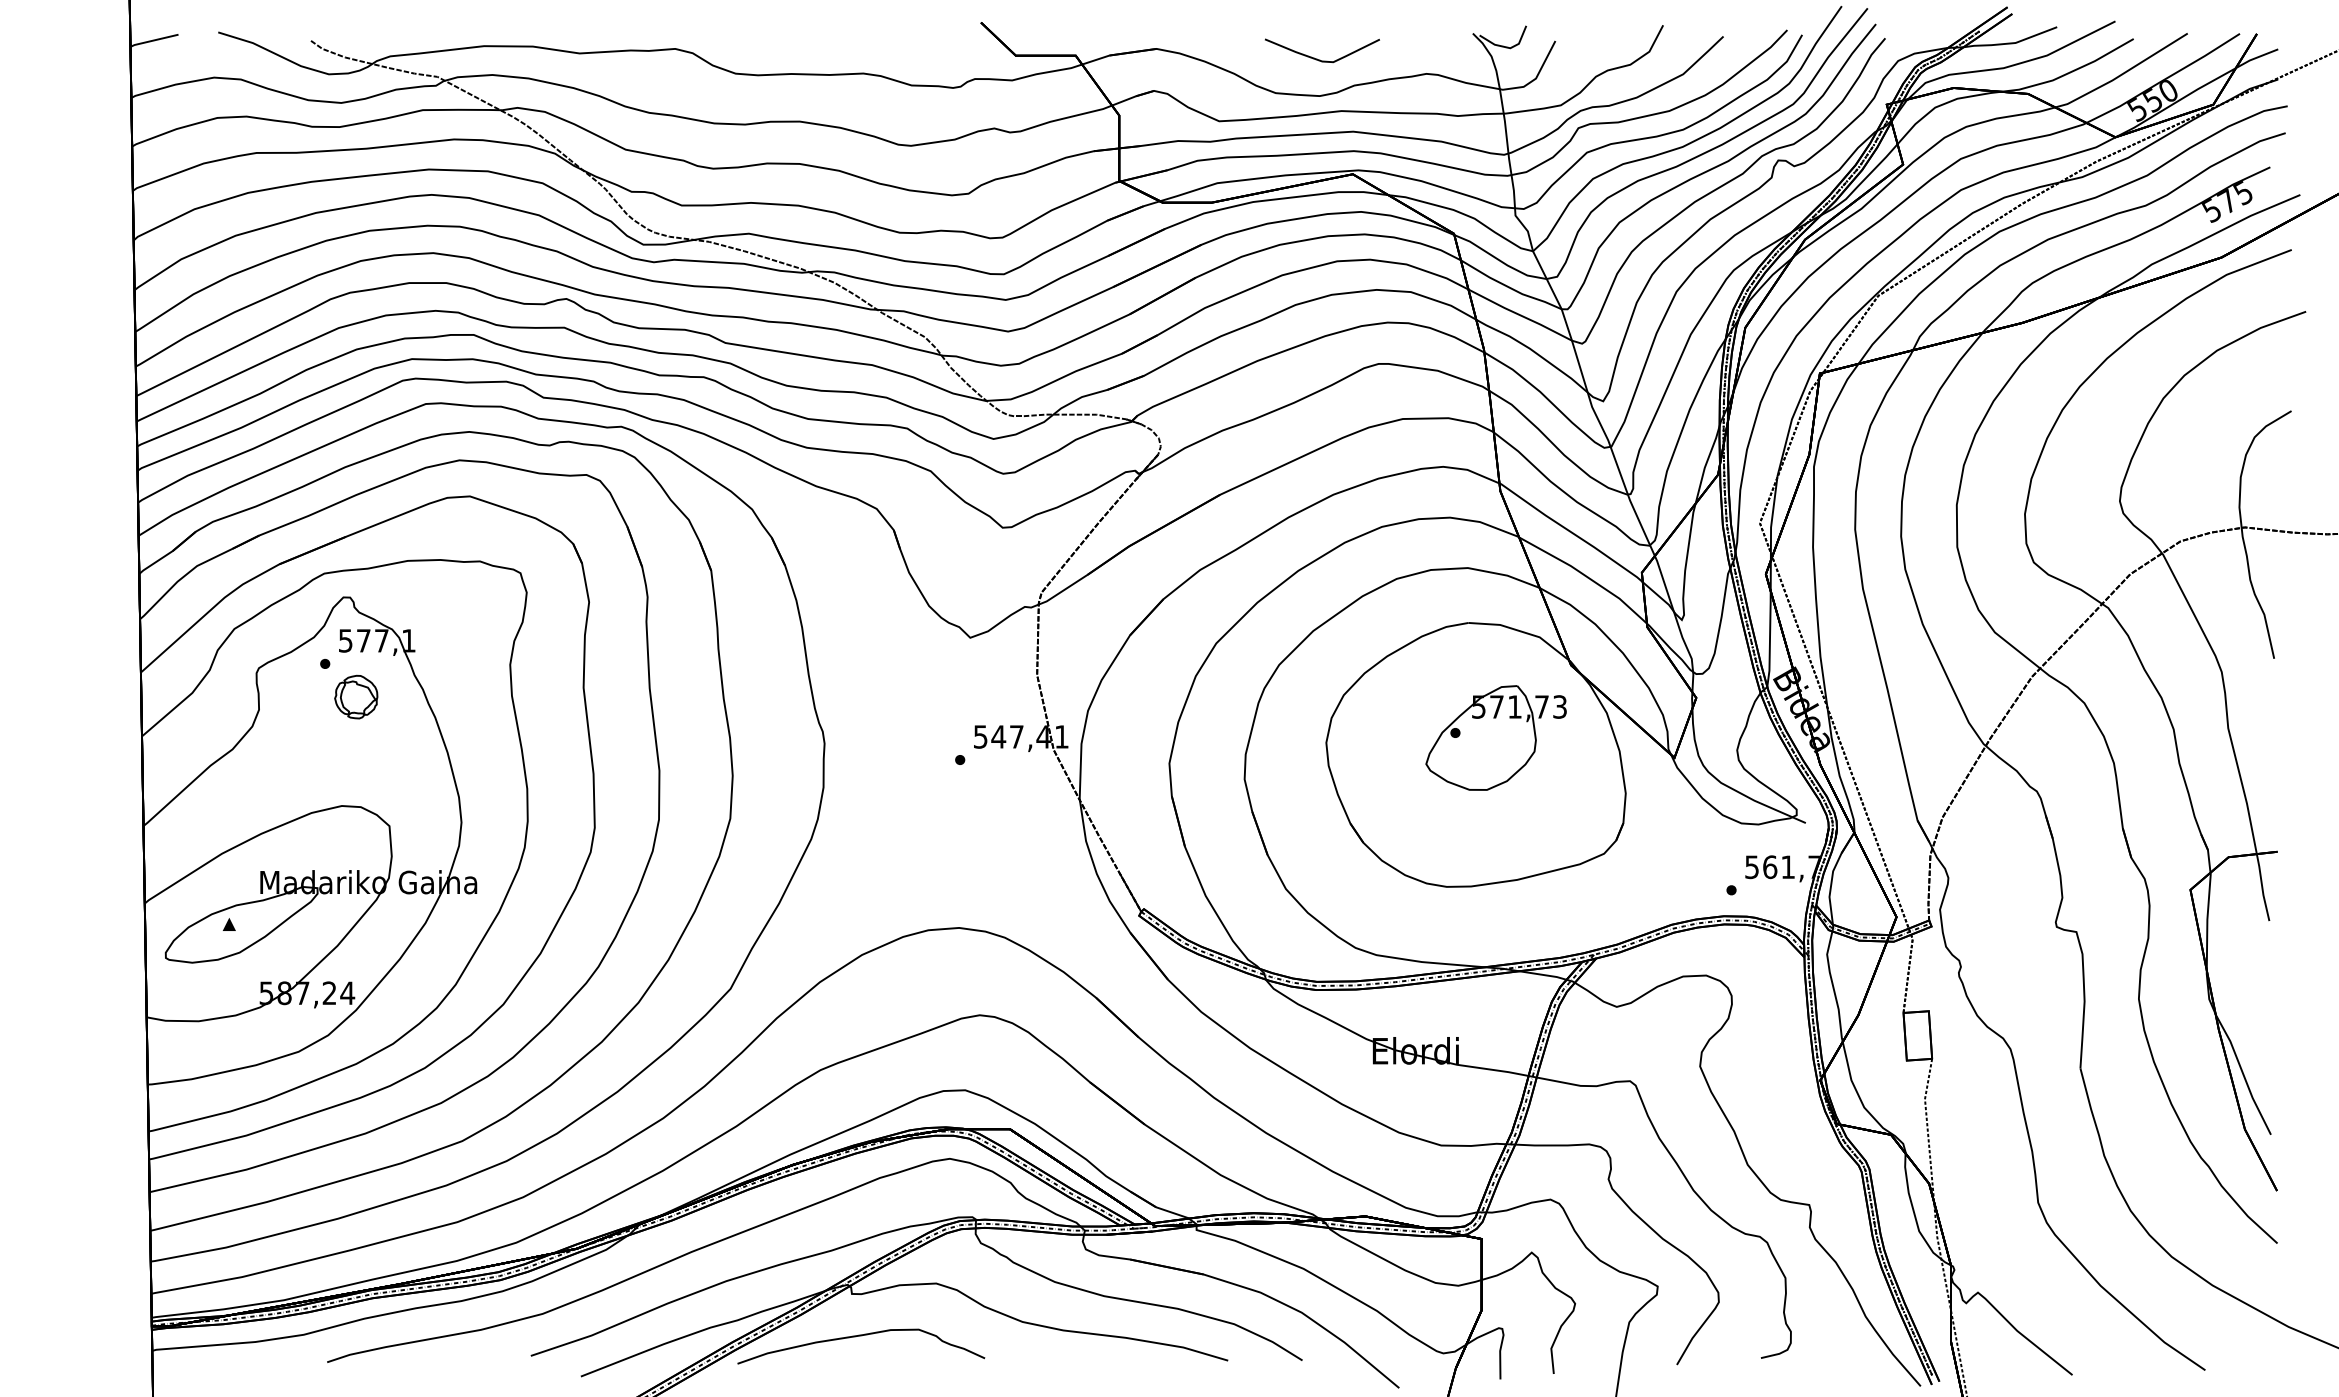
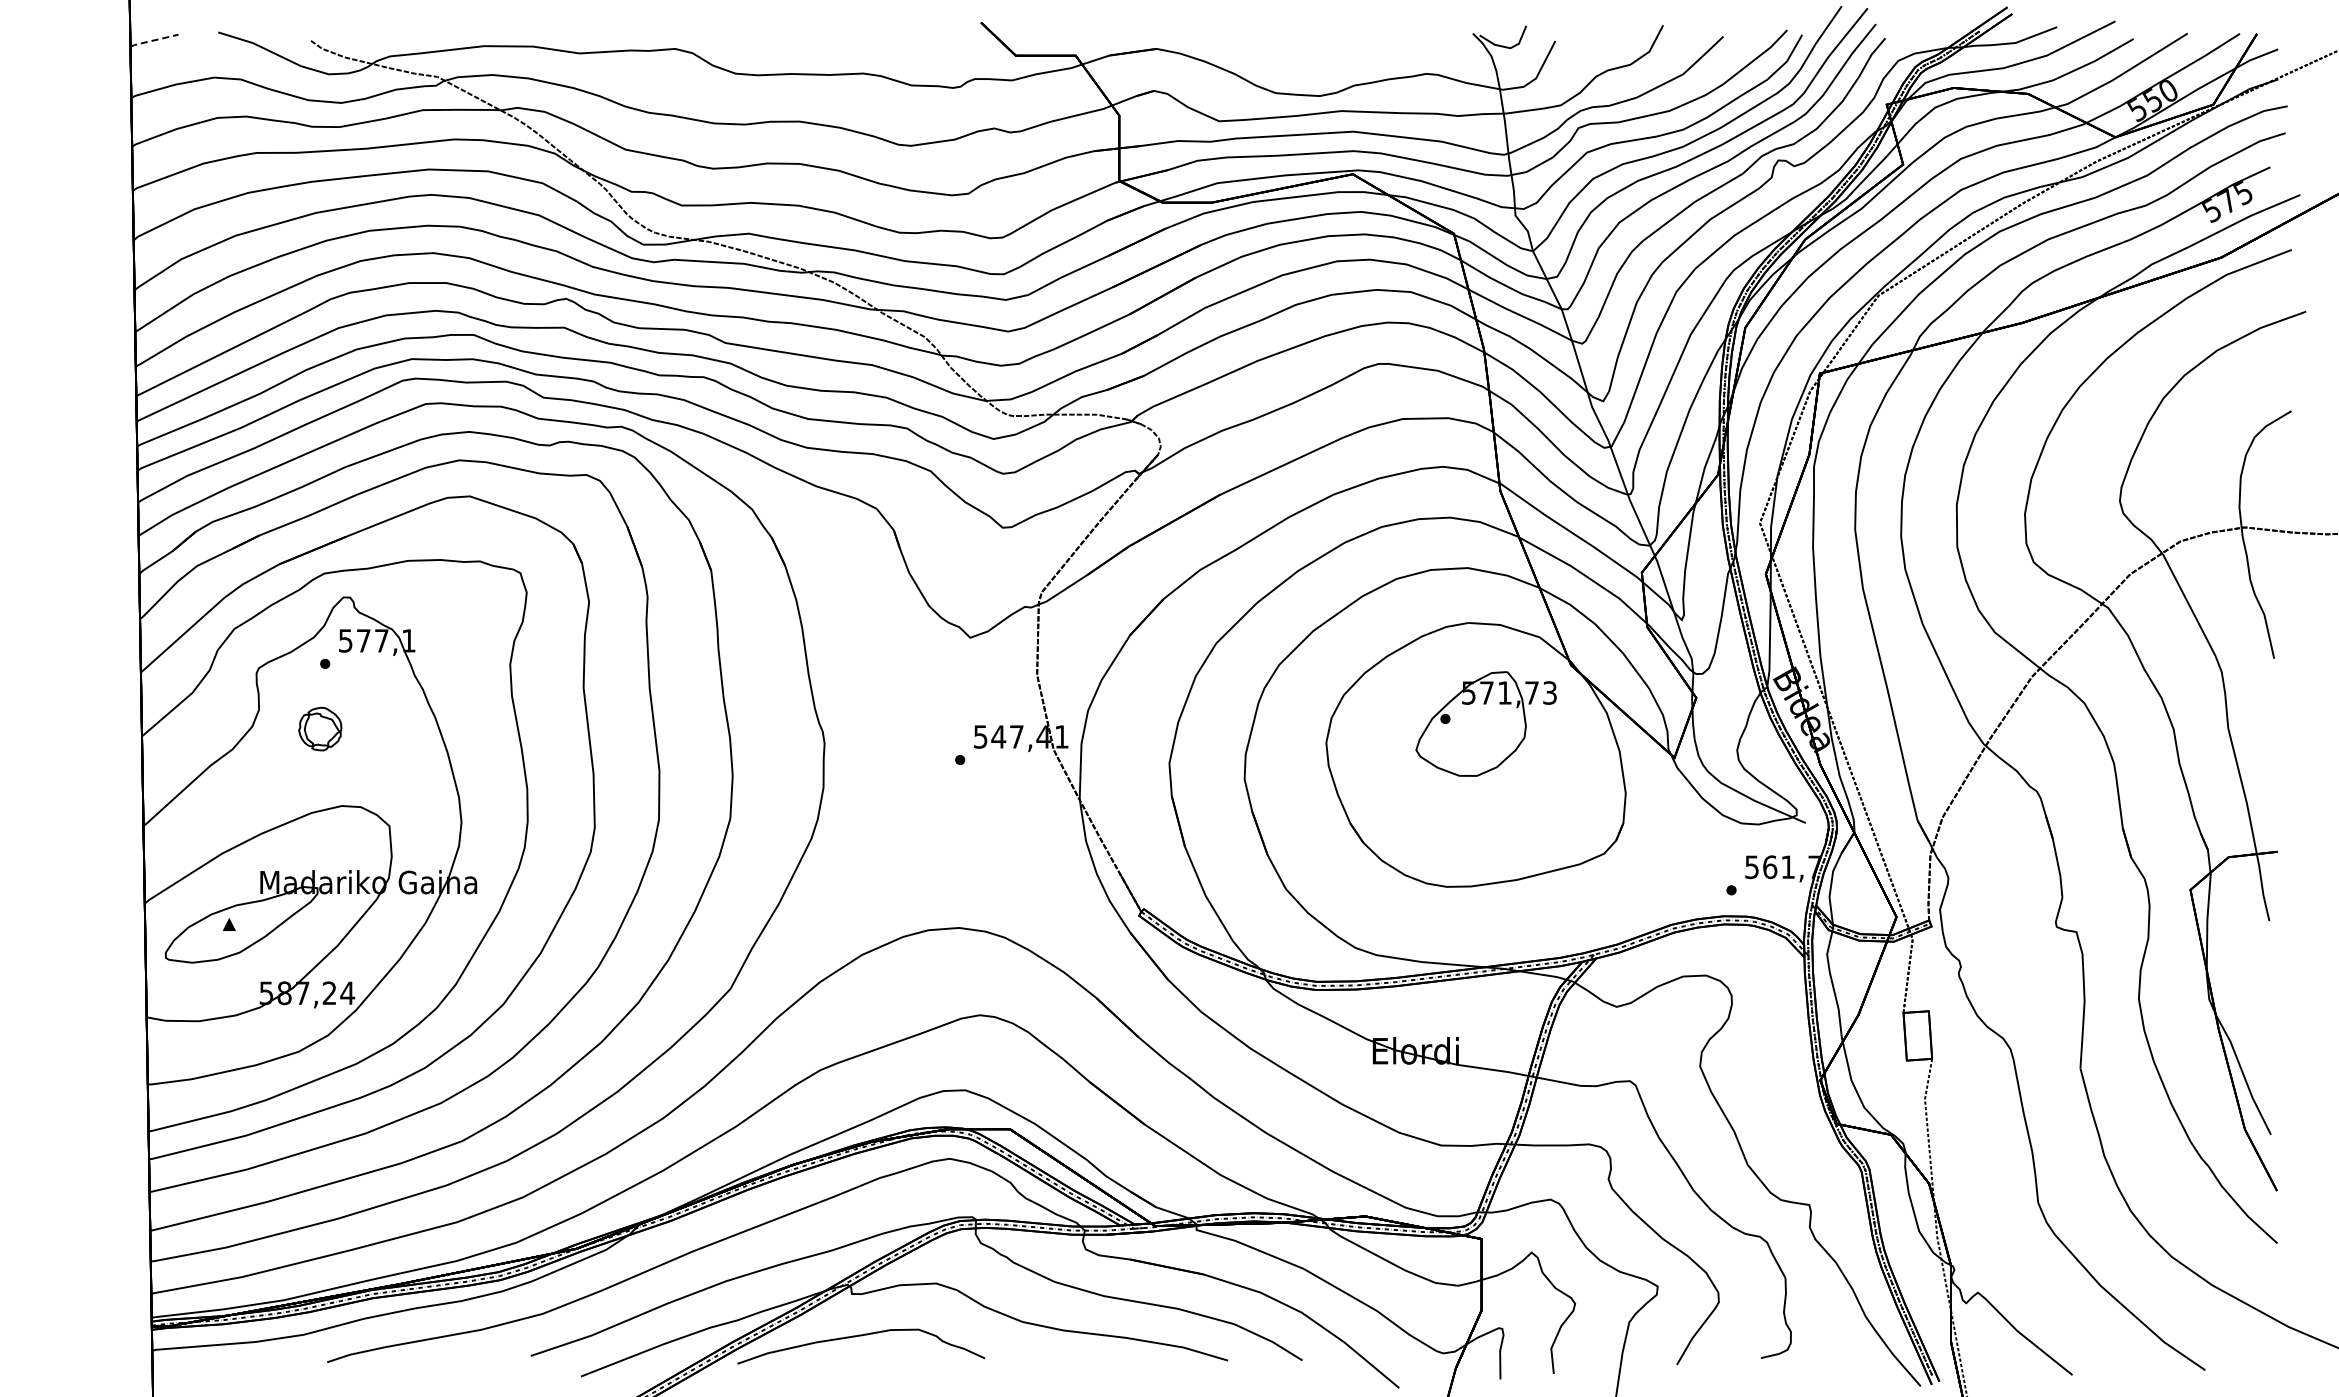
line: solid -> dashed (153, 40)
curve: present -> none (1320, 59)
part position: (356, 696) -> (320, 728) (320, 728)
part position: (1495, 737) -> (1485, 723) (1485, 723)
